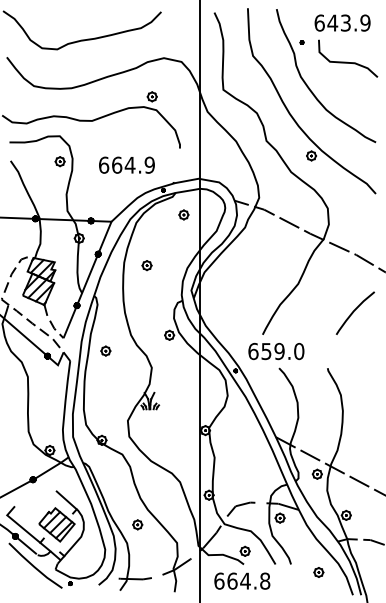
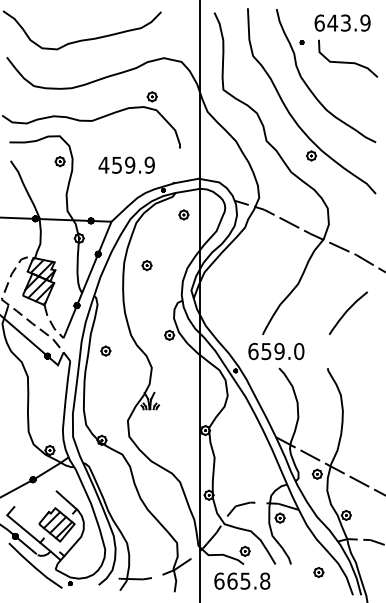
text: 664.9 -> 459.9 (116, 164)
curve position: (354, 311) -> (347, 311) (347, 311)
part: present -> none (137, 524)
text: 664.8 -> 665.8 (245, 580)
